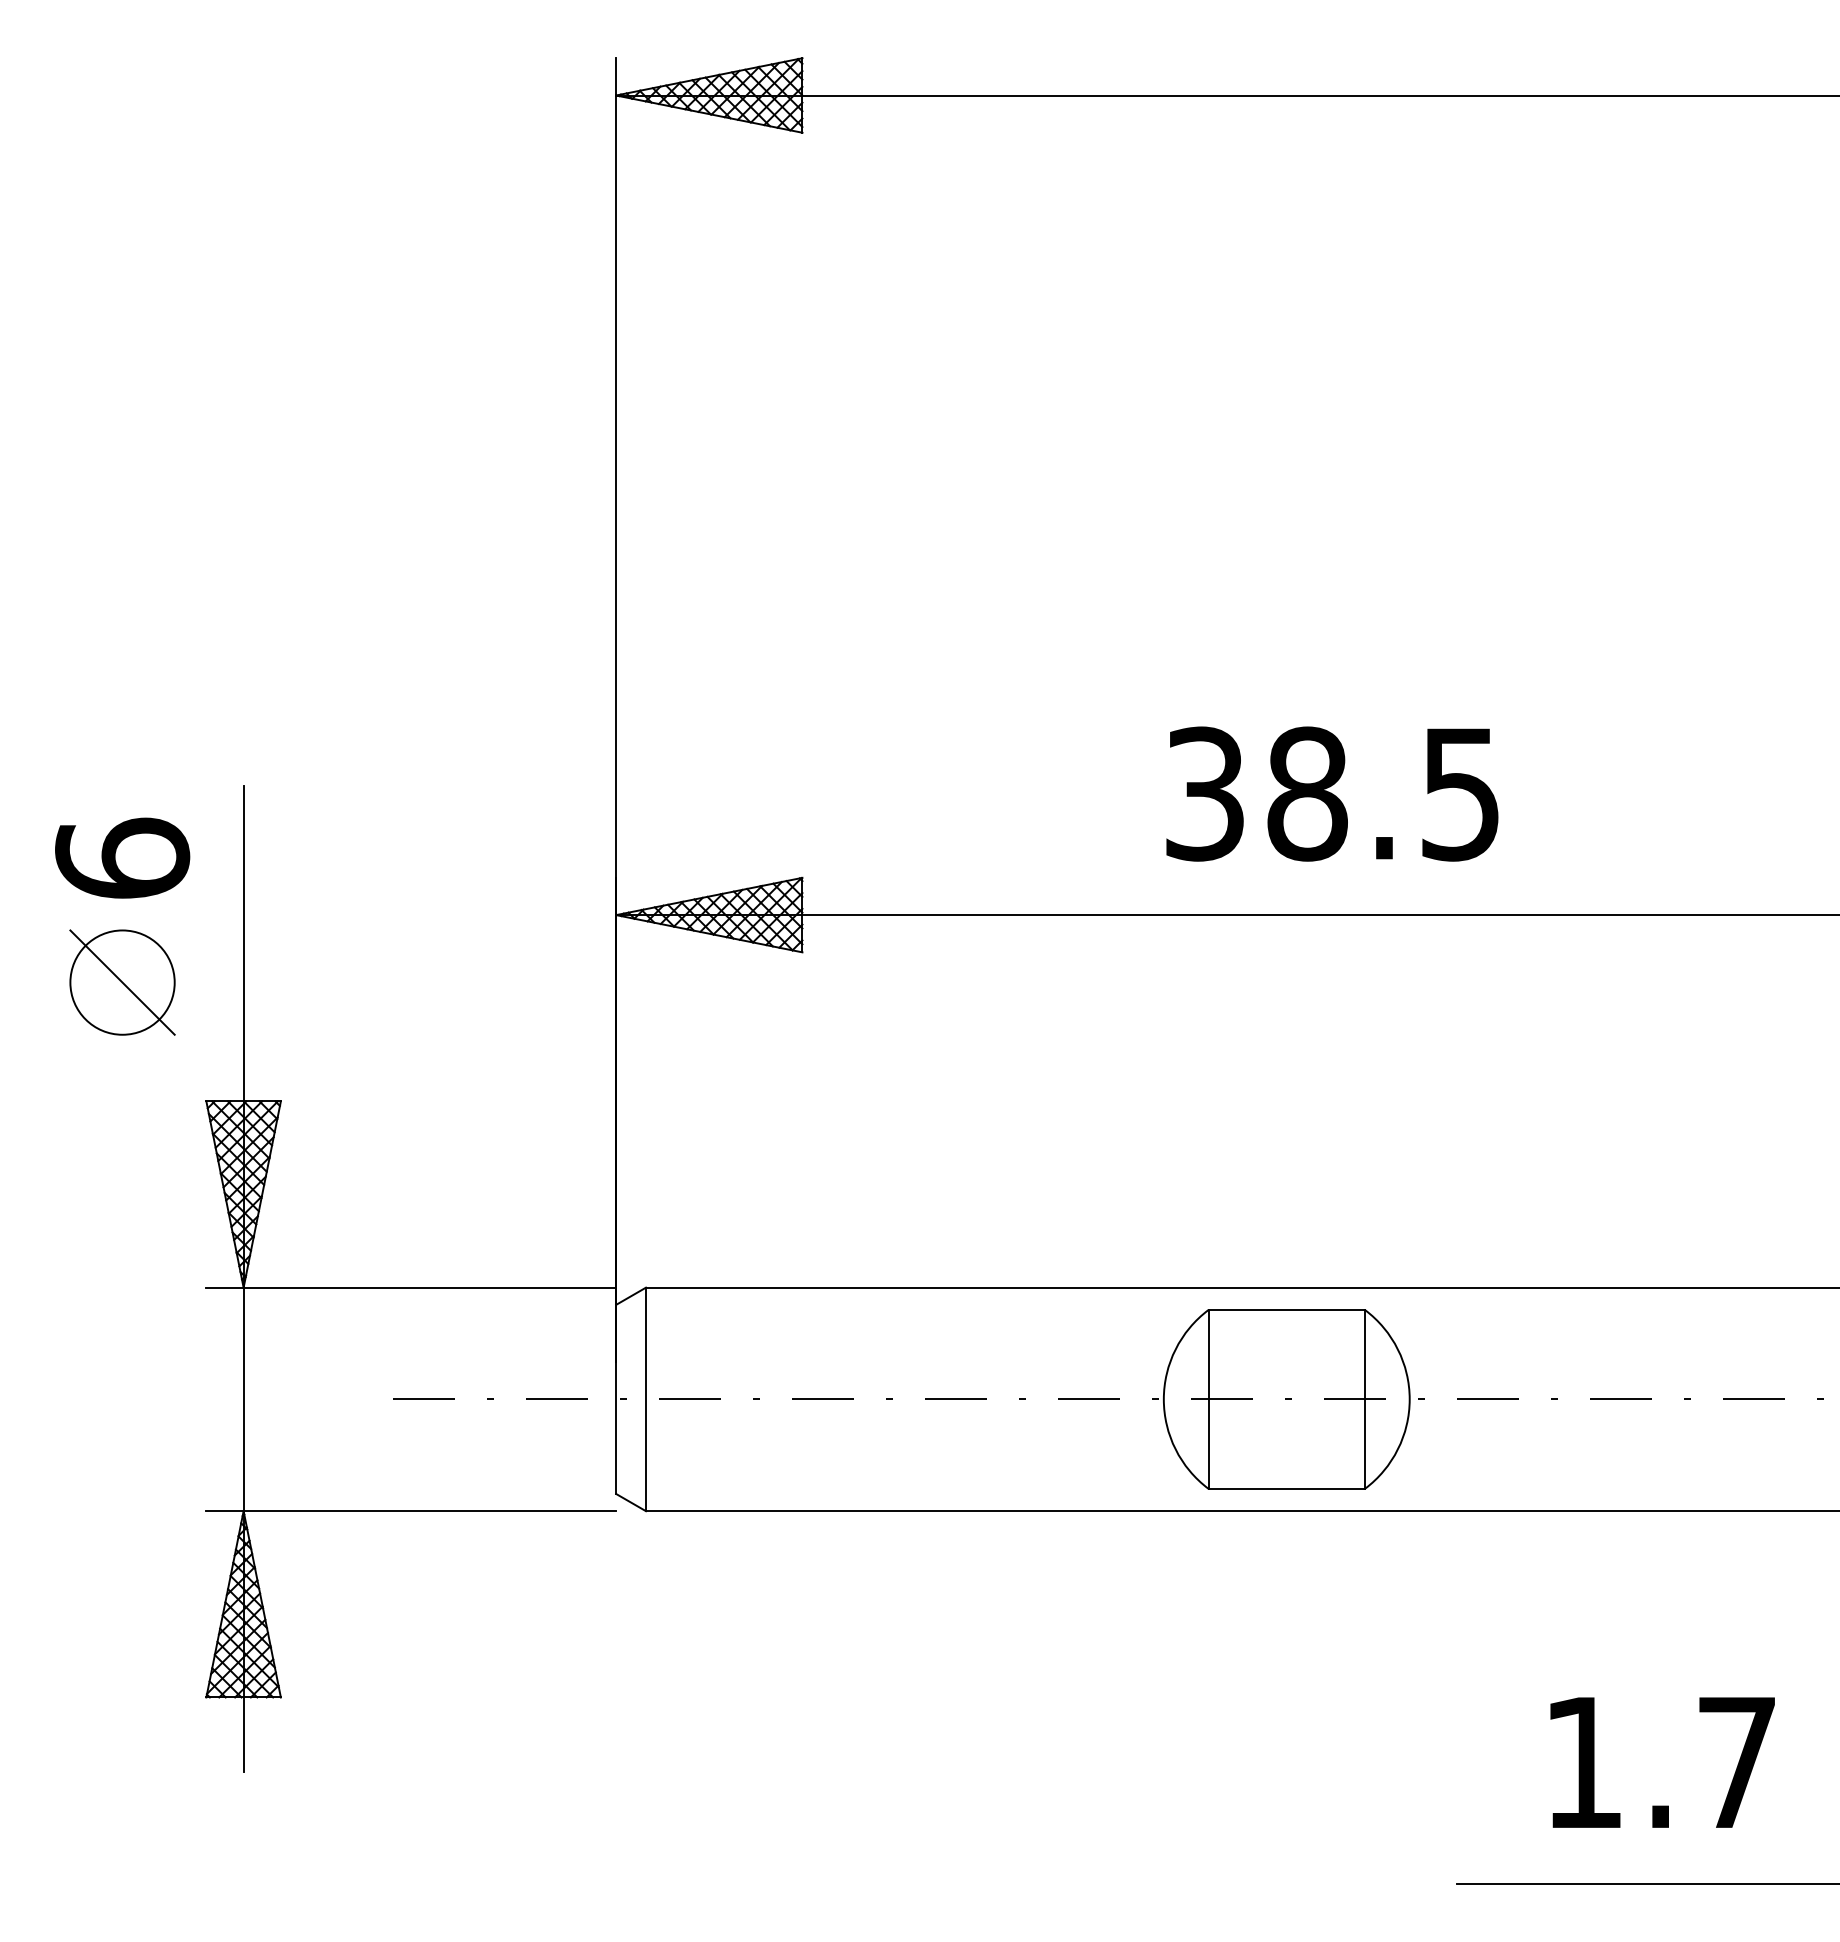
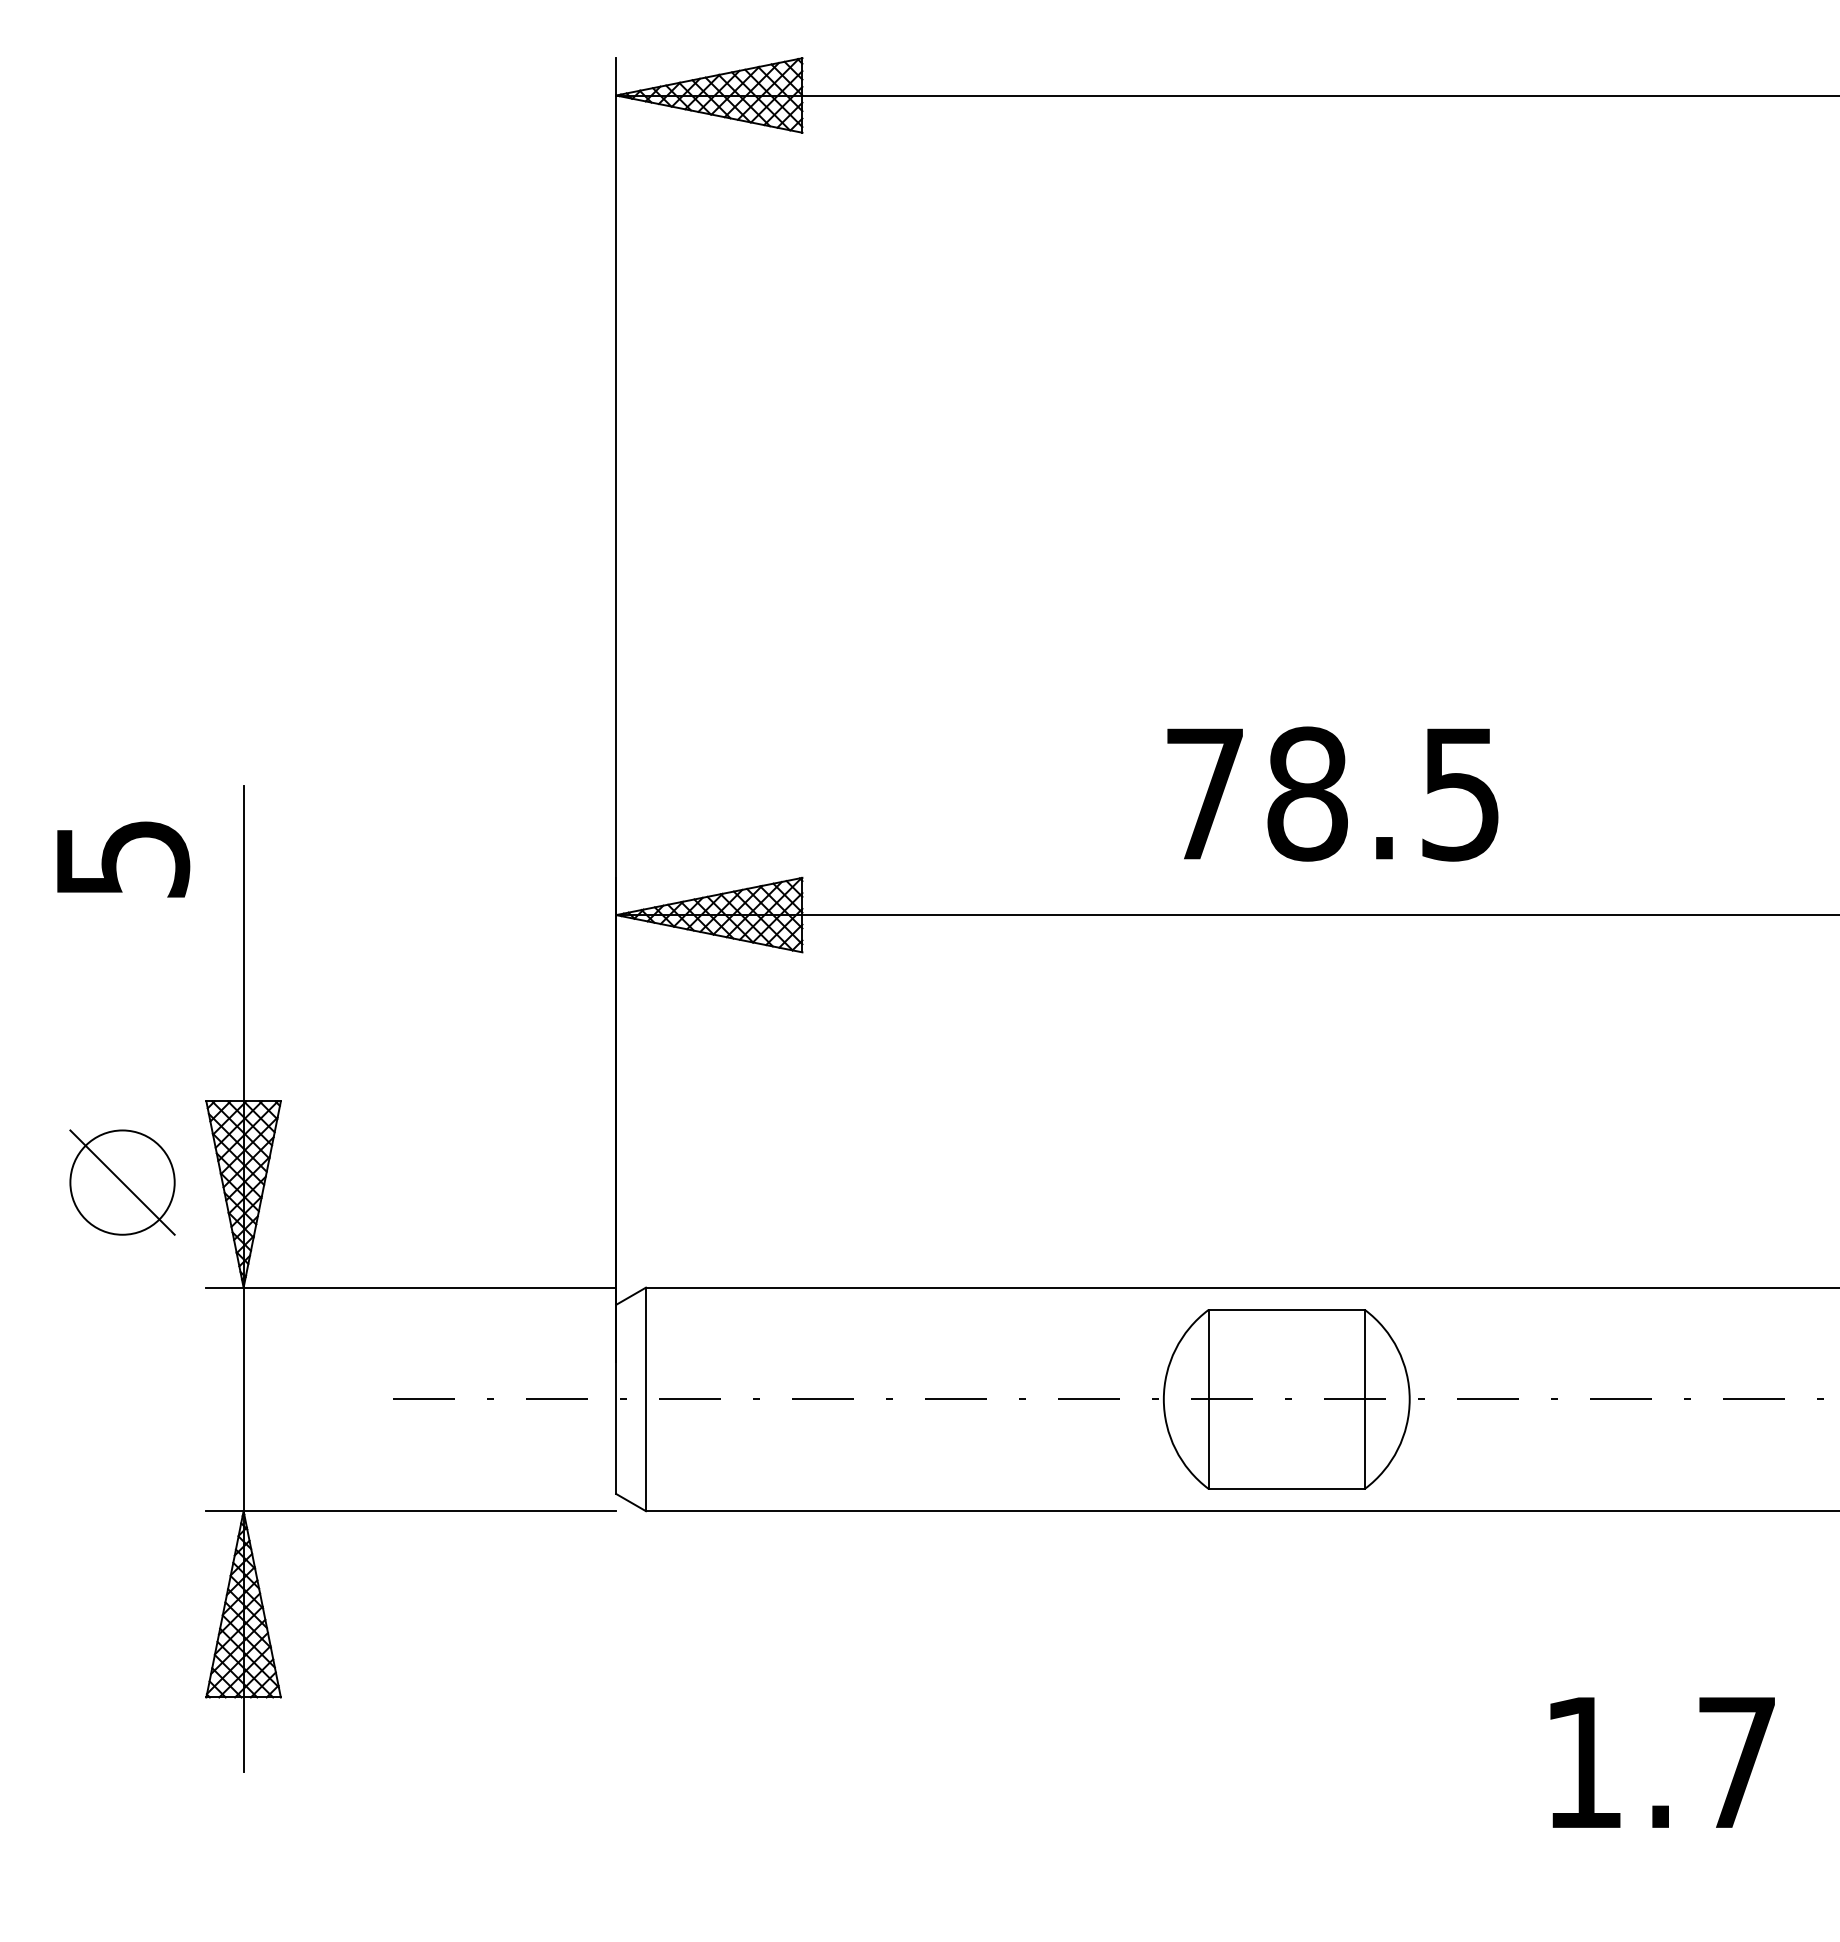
text: 38.5 -> 78.5 (1204, 793)
text: 6 -> 5 (122, 857)
part position: (122, 982) -> (122, 1182) (122, 1182)
line: present -> none (1646, 1883)
